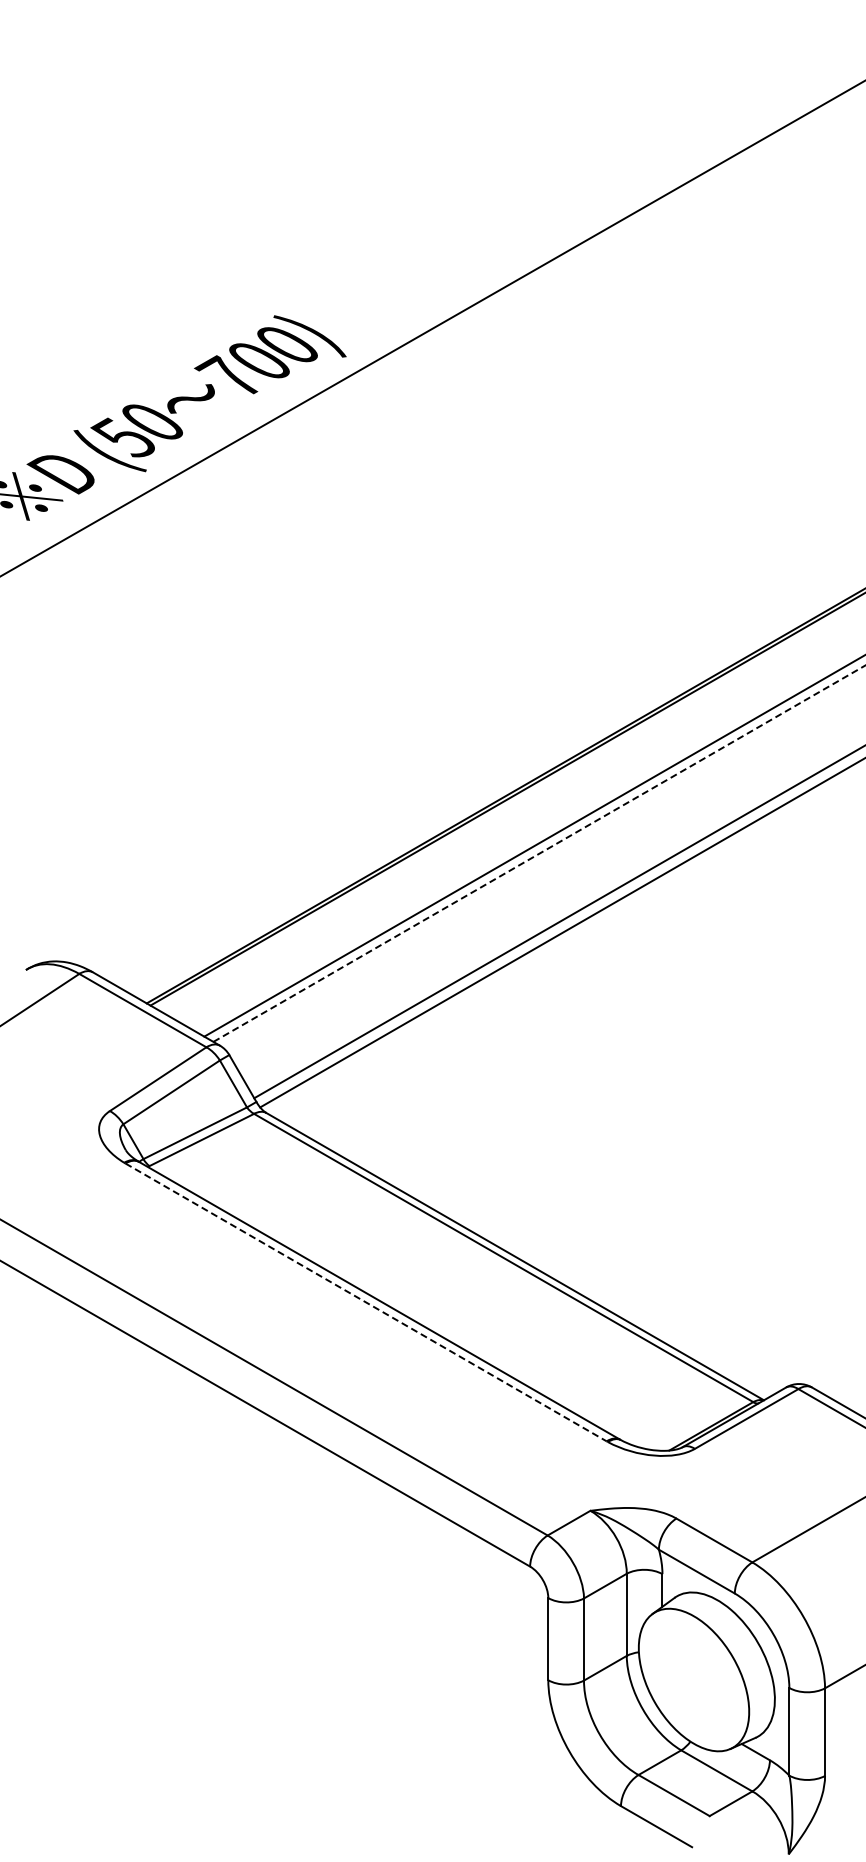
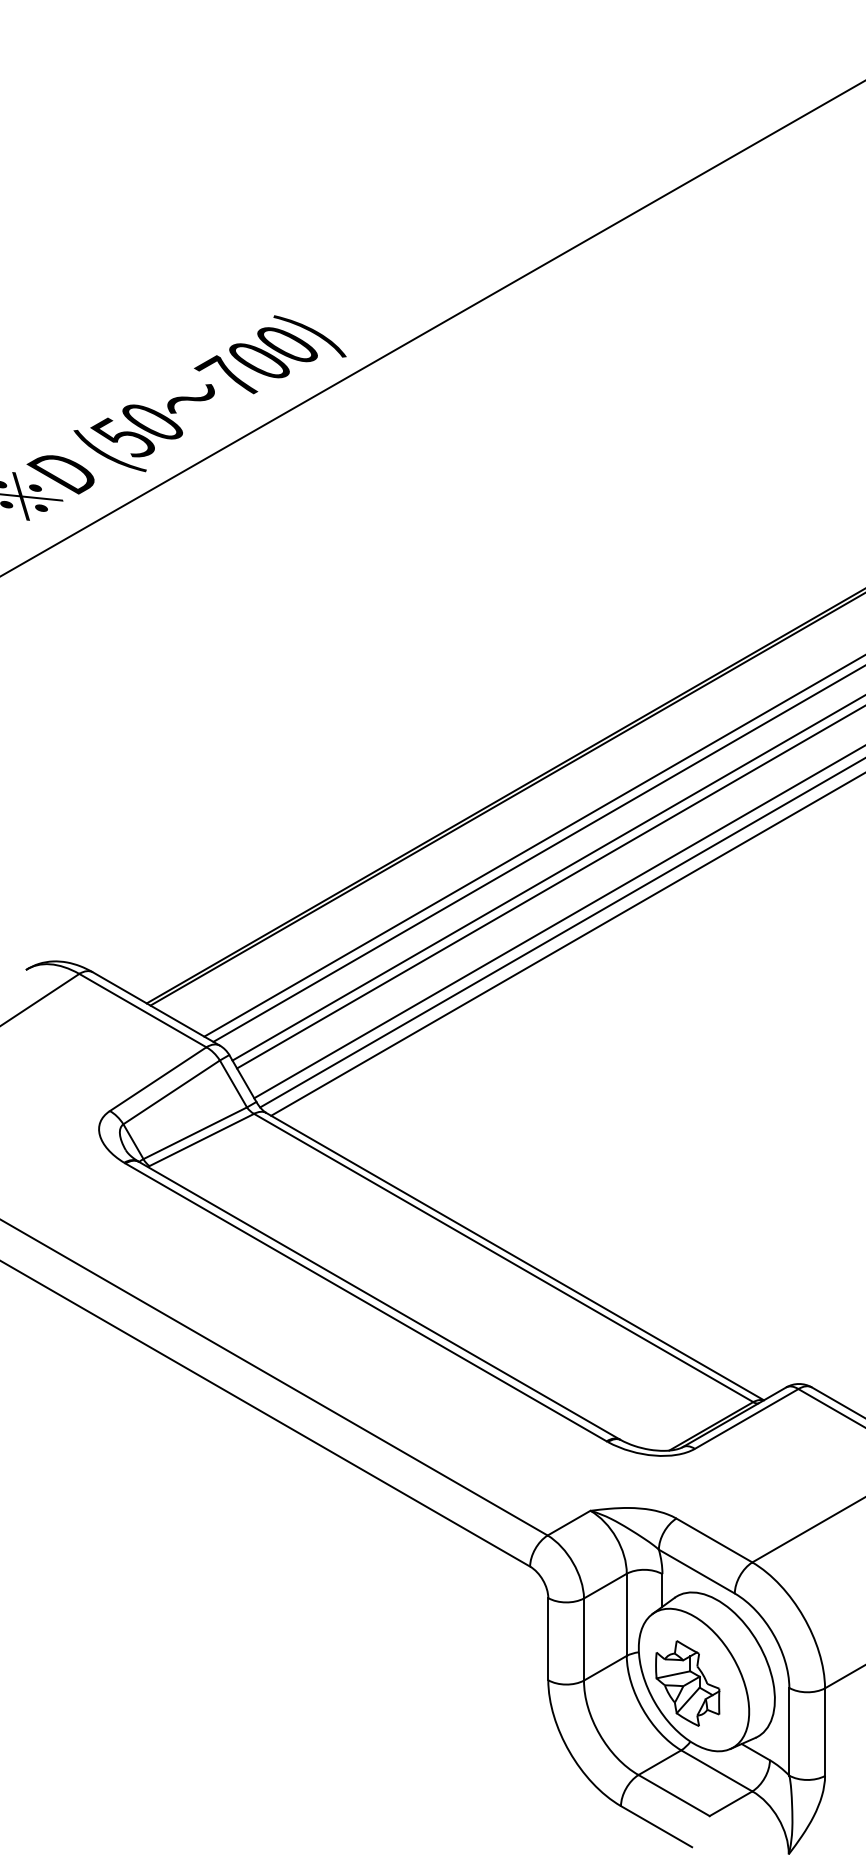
line: dashed -> solid (539, 853)
line: none -> present (547, 878)
line: none -> present (549, 887)
line: none -> present (566, 944)
line: dashed -> solid (366, 1302)
part: none -> present (687, 1683)
